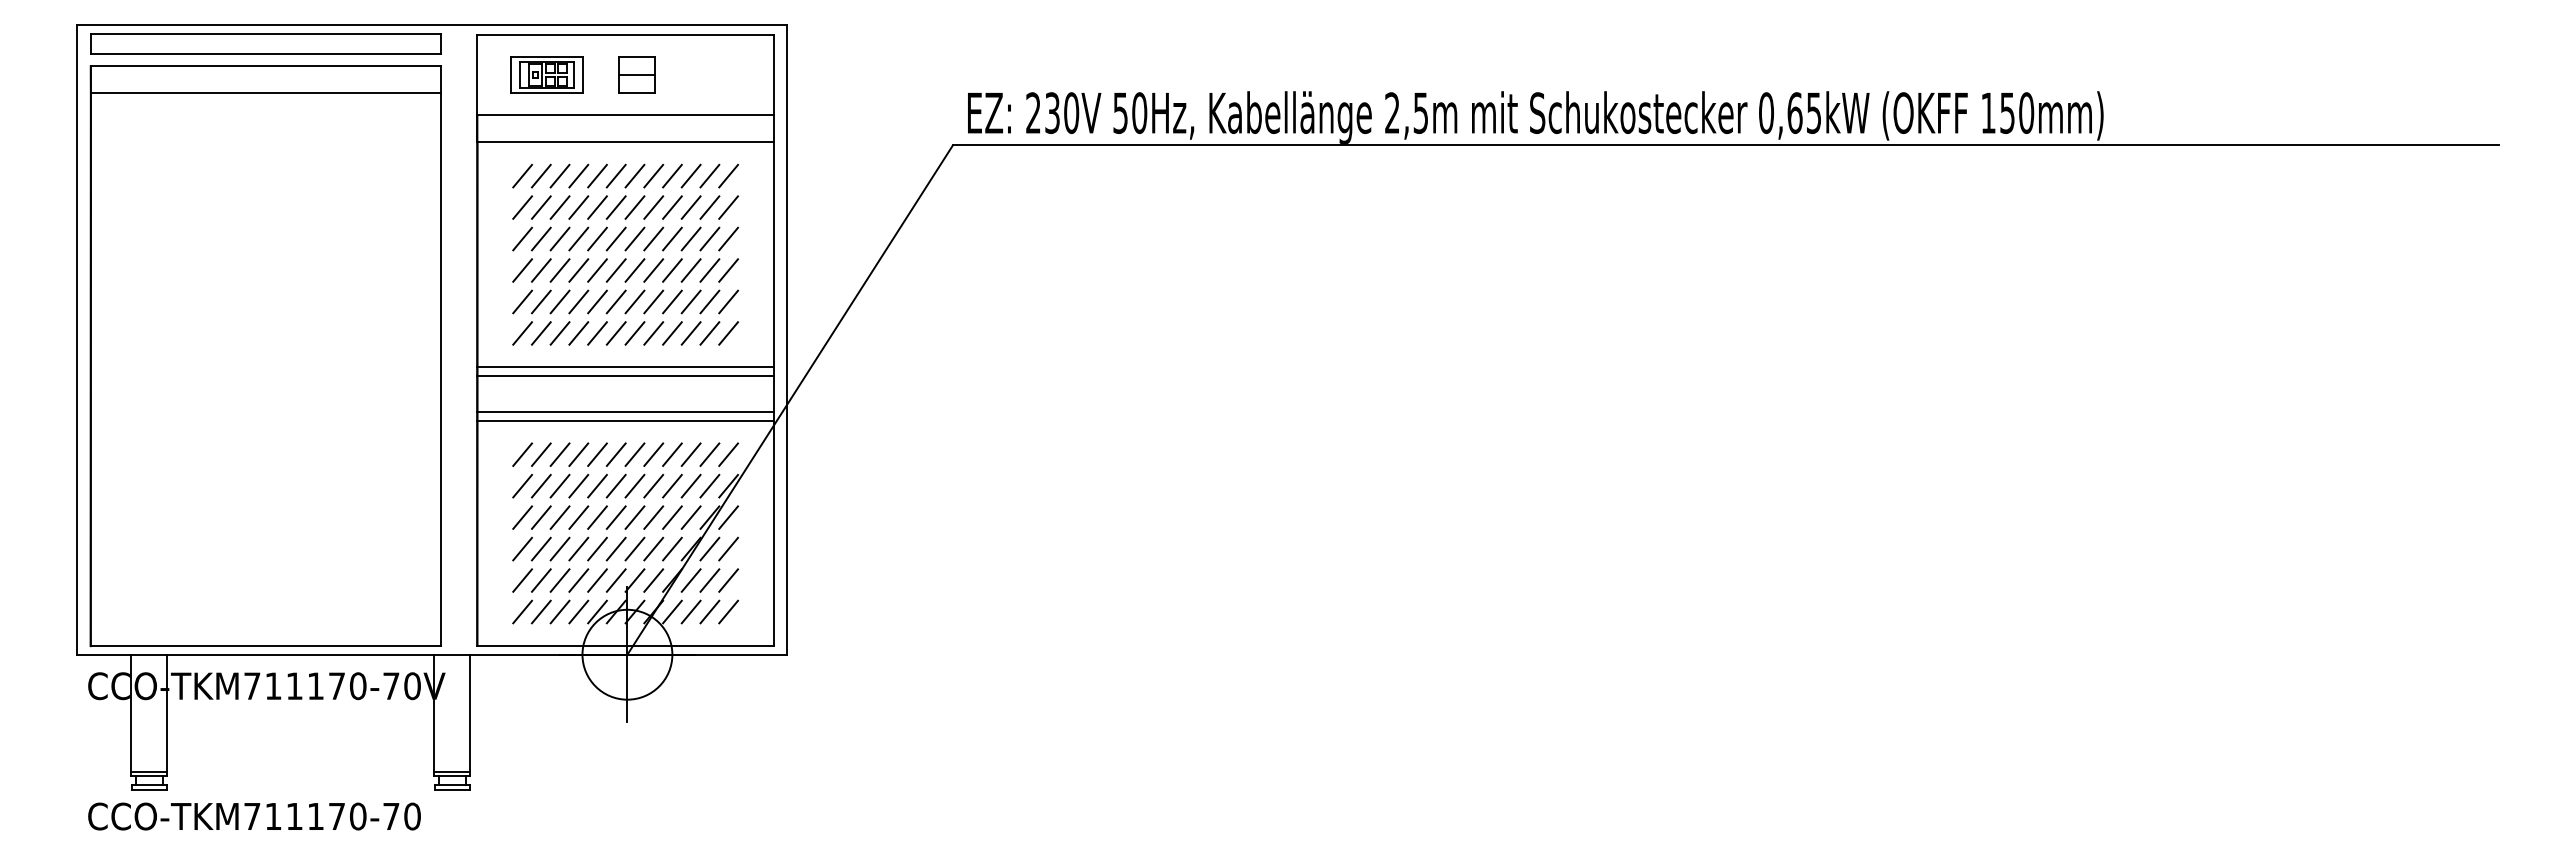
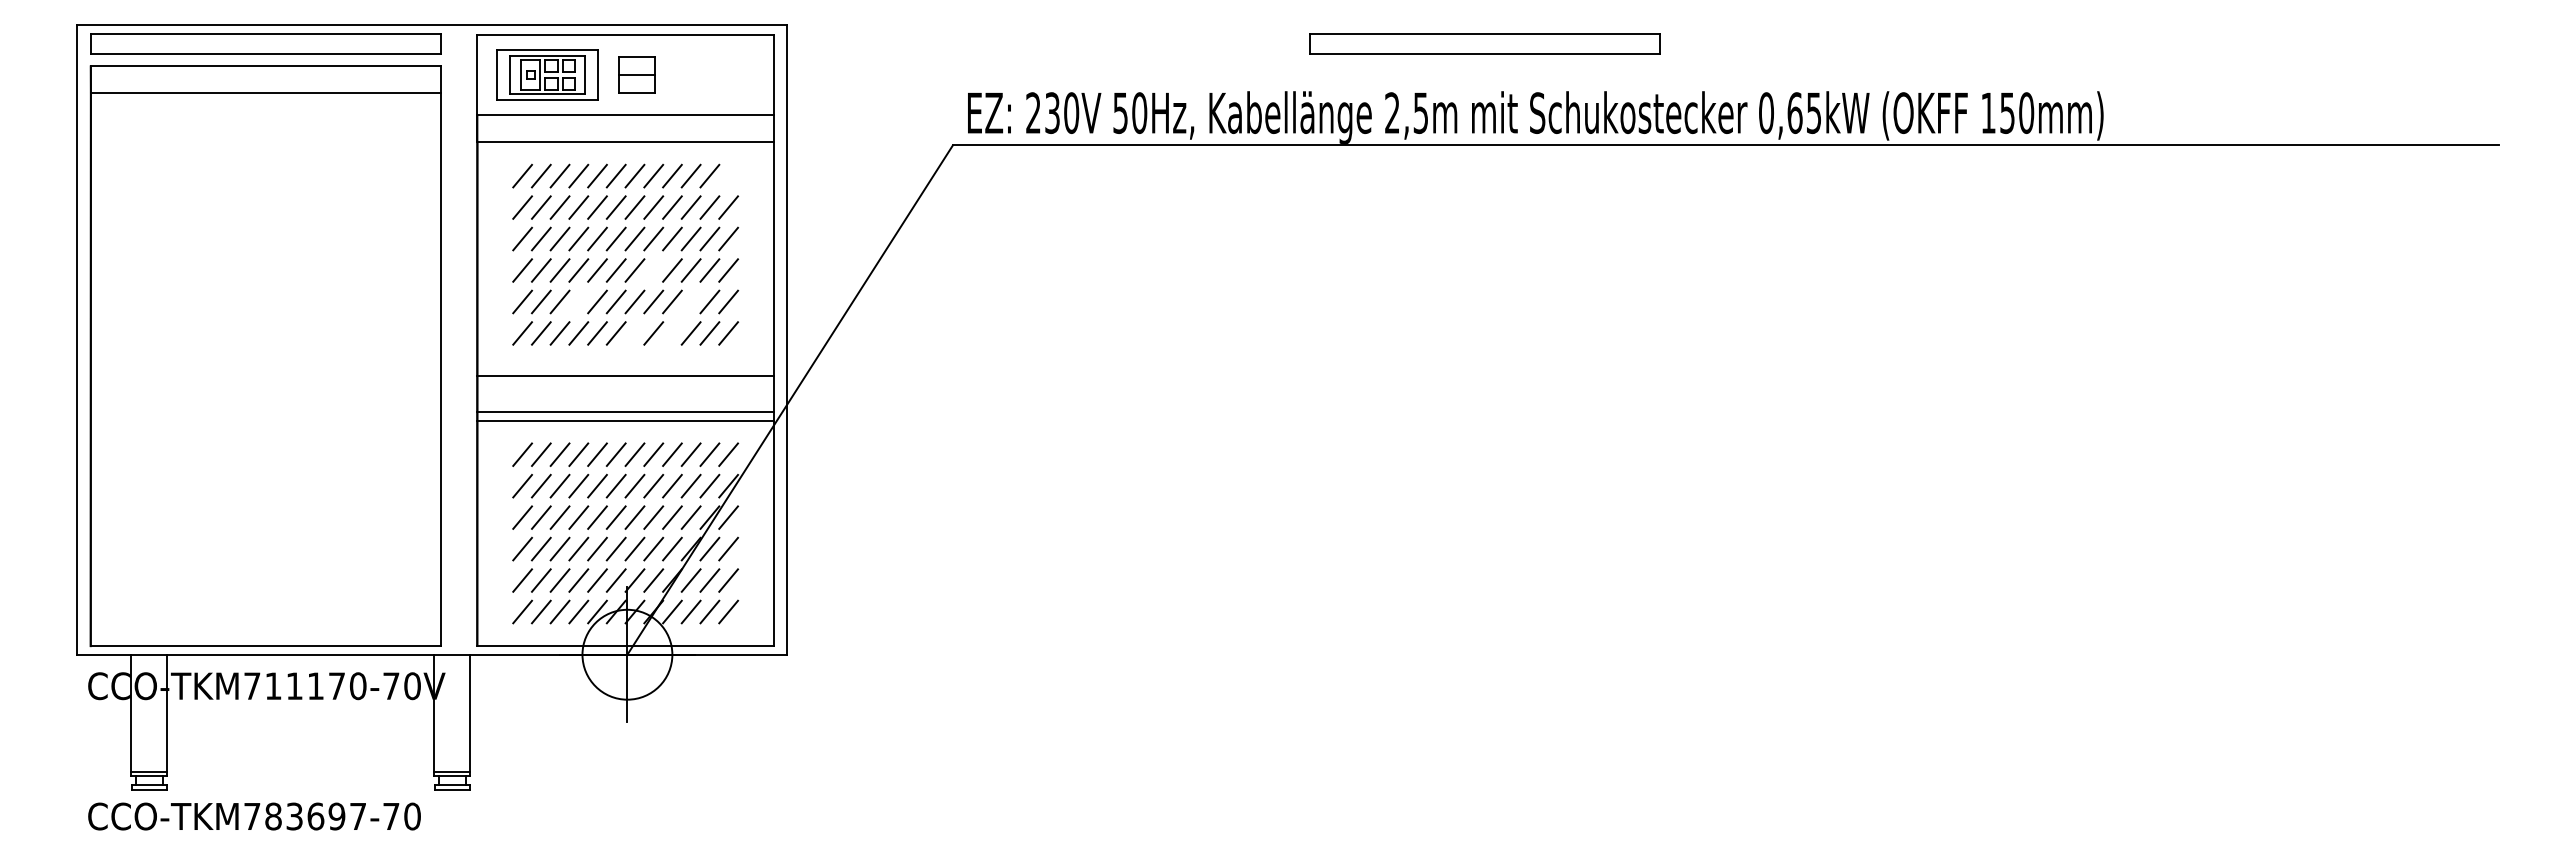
part: none -> present (1484, 43)
part size: 74x38 px -> 103x52 px (547, 74)
line: present -> none (728, 175)
line: present -> none (653, 270)
line: present -> none (578, 301)
line: present -> none (690, 301)
line: present -> none (634, 333)
line: present -> none (672, 333)
line: present -> none (625, 367)
text: CCO-TKM711170-70 -> CCO-TKM783697-70 (315, 816)
